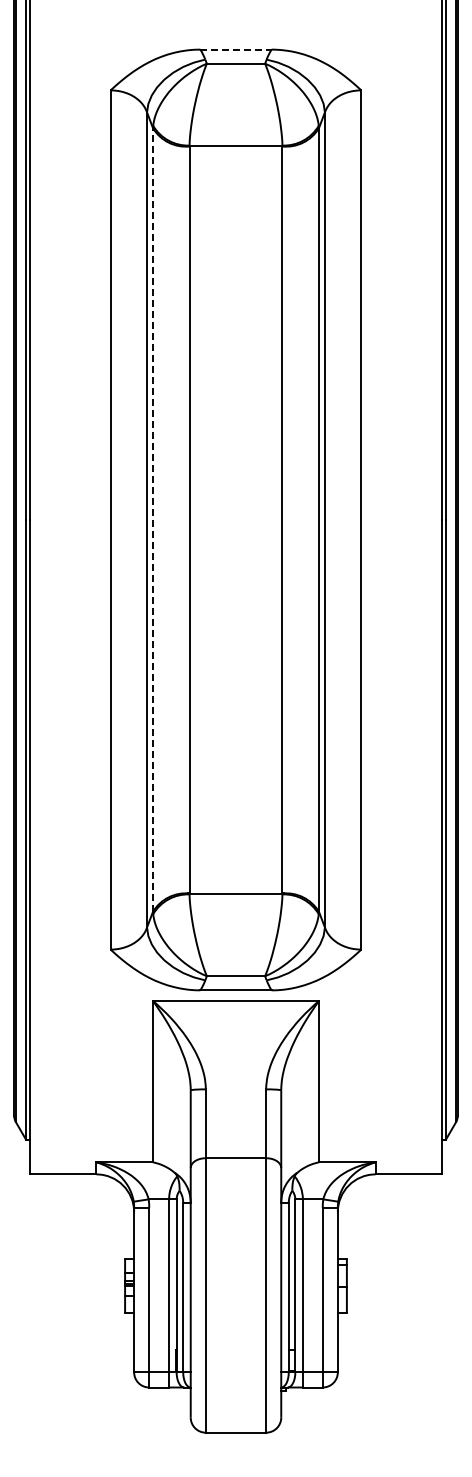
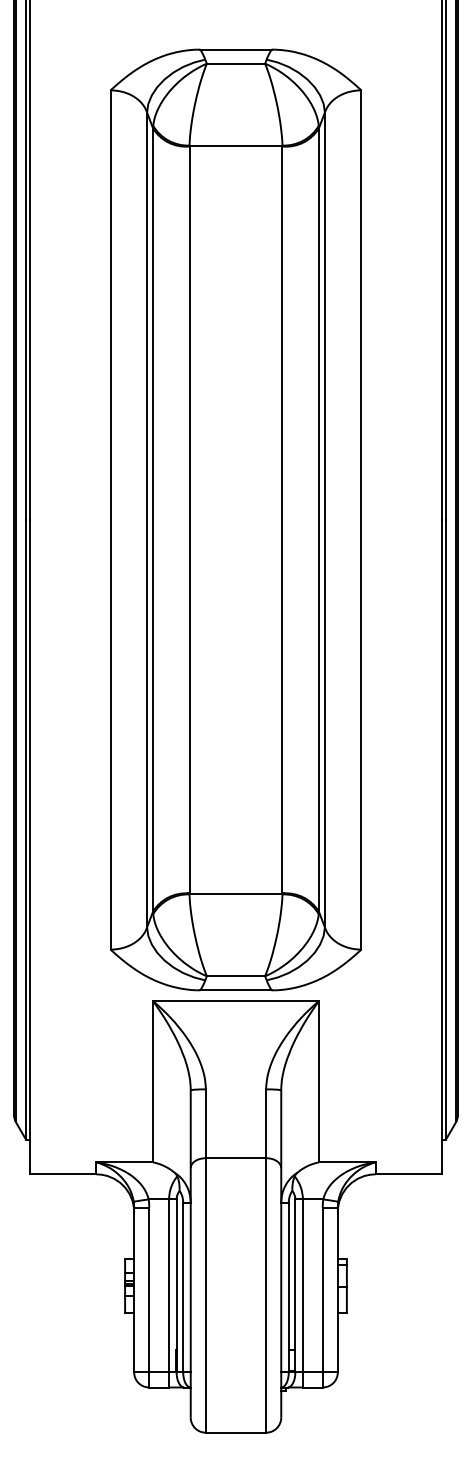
line: dashed -> solid (235, 49)
line: dashed -> solid (153, 520)
